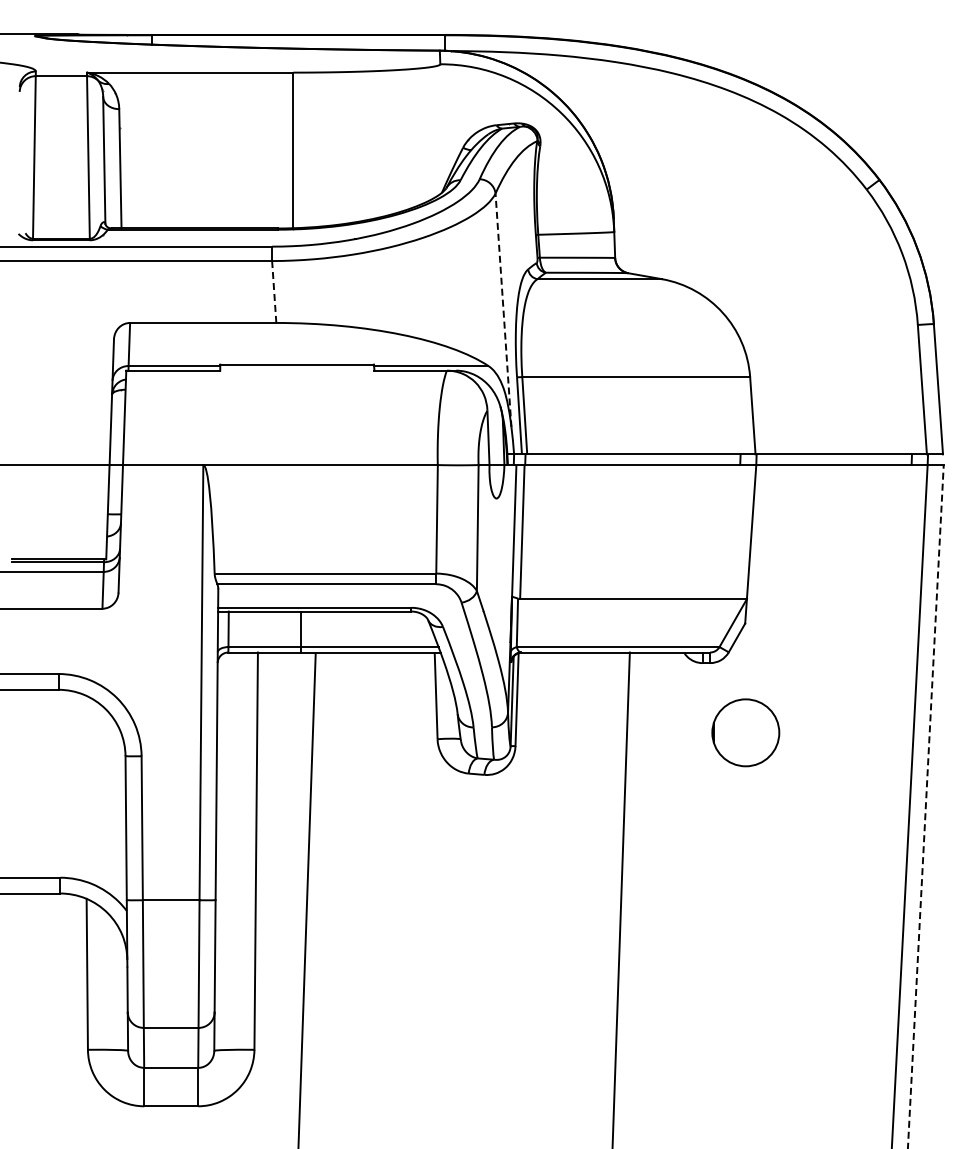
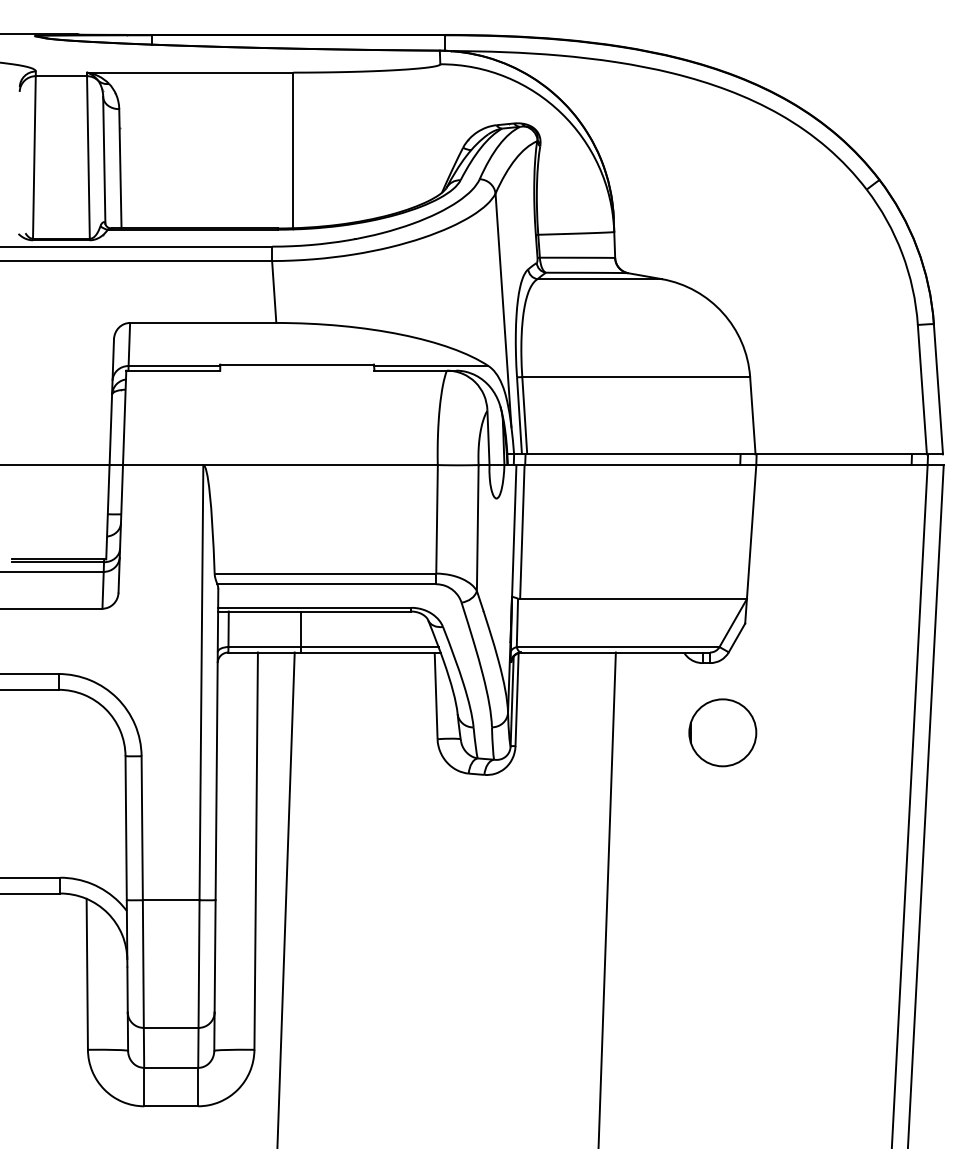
line: dashed -> solid (274, 292)
line: dashed -> solid (503, 309)
part position: (745, 732) -> (722, 732) (722, 732)
line: dashed -> solid (925, 806)
line position: (620, 898) -> (606, 898) (606, 898)
line position: (306, 899) -> (285, 898) (285, 898)
